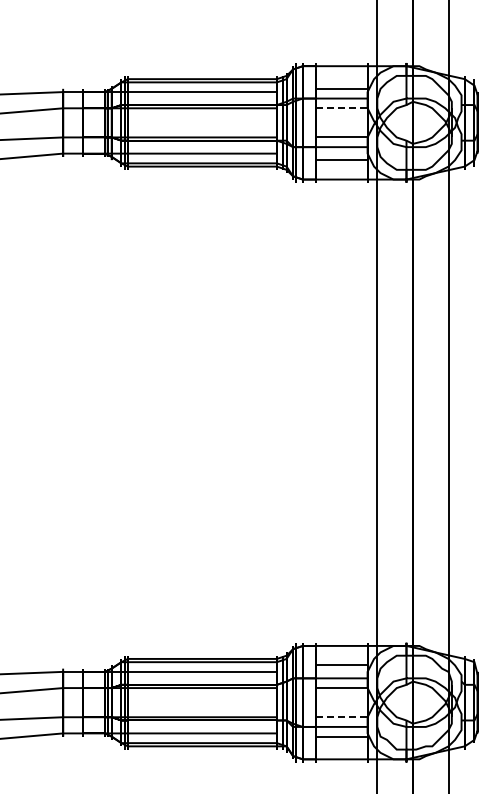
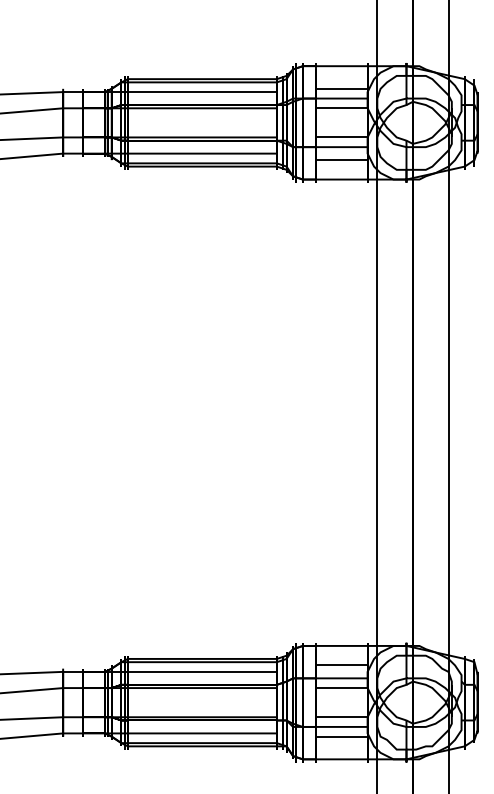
line: dashed -> solid (341, 108)
line: dashed -> solid (341, 717)
